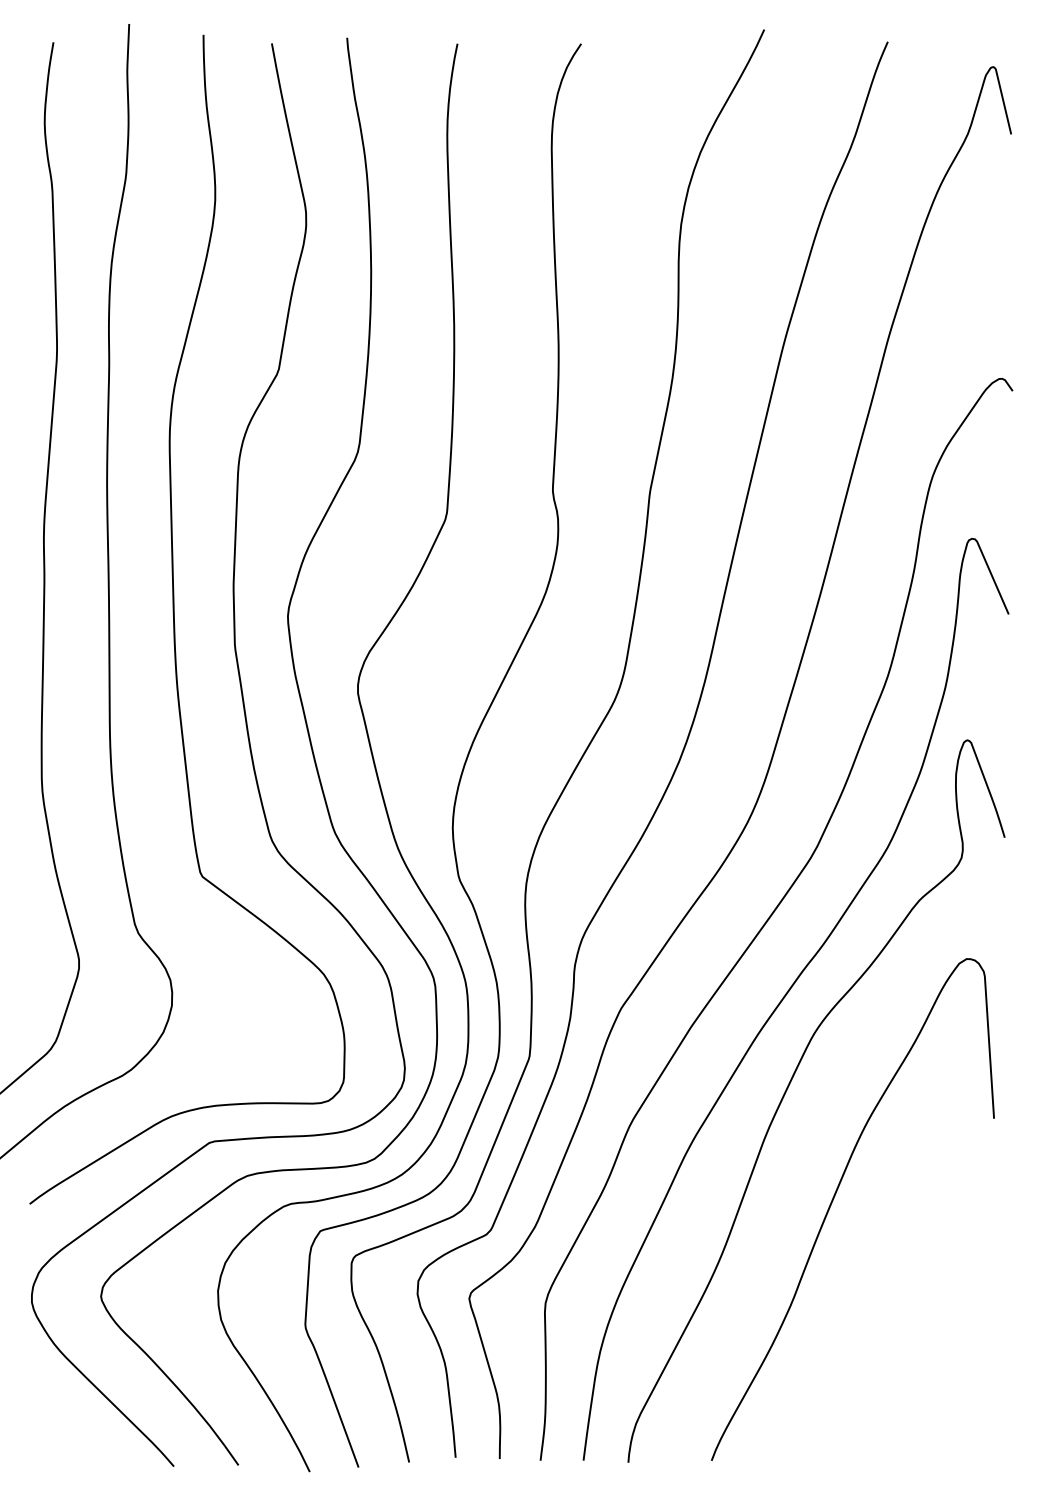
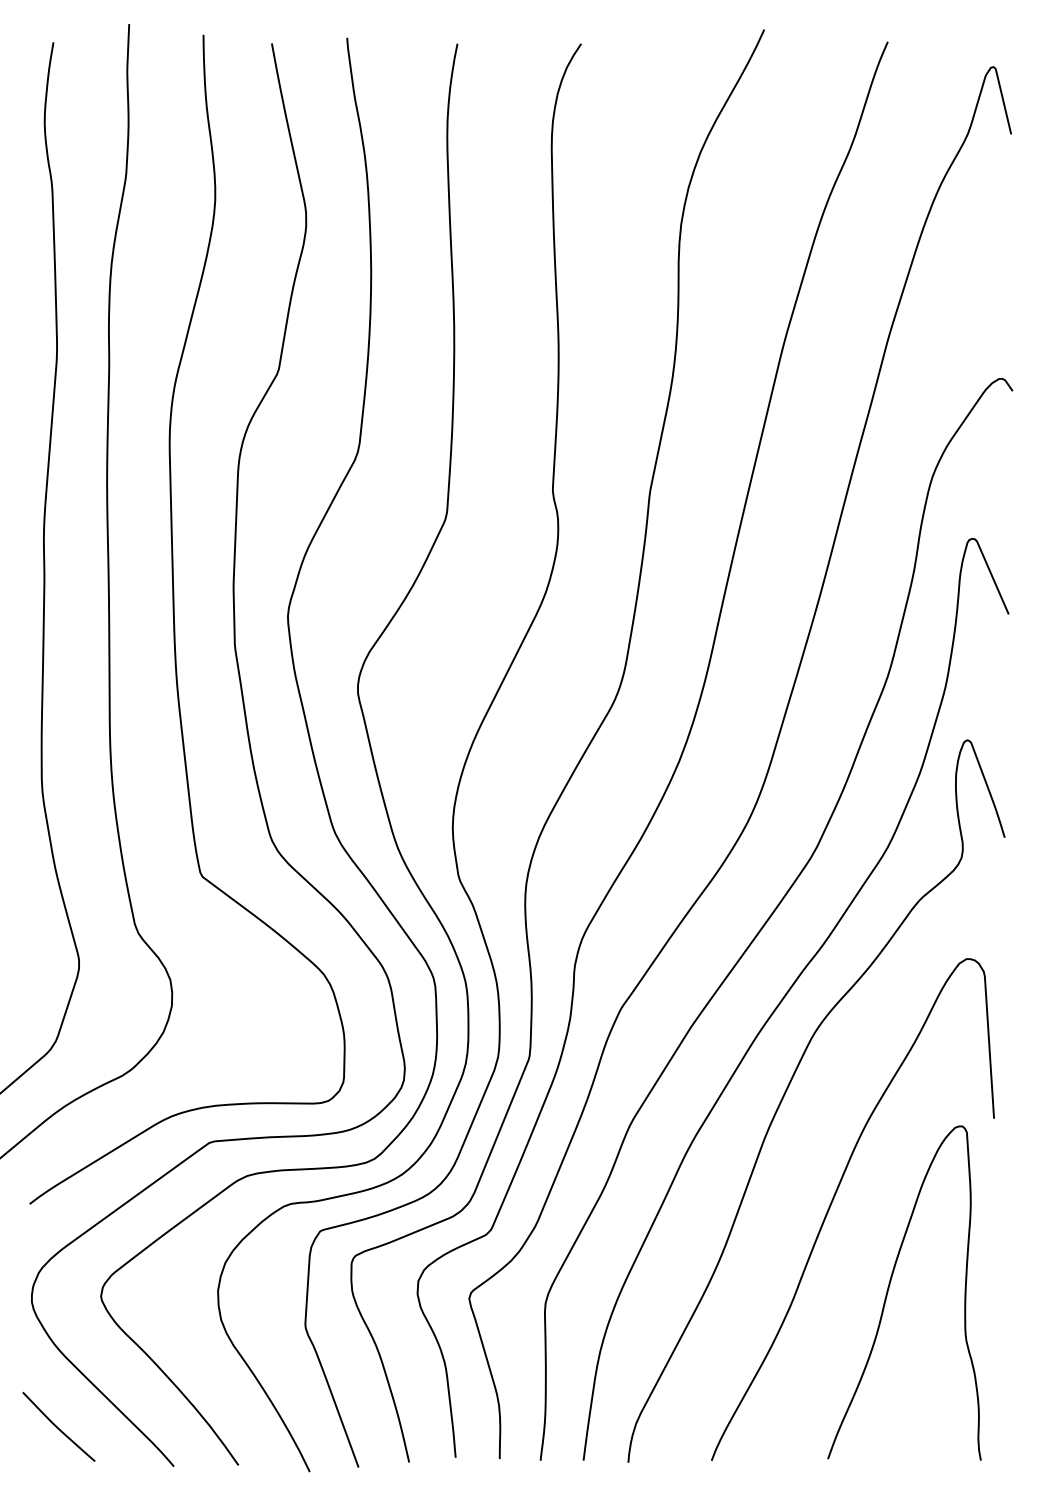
curve: none -> present (889, 1288)
curve: none -> present (57, 1426)
